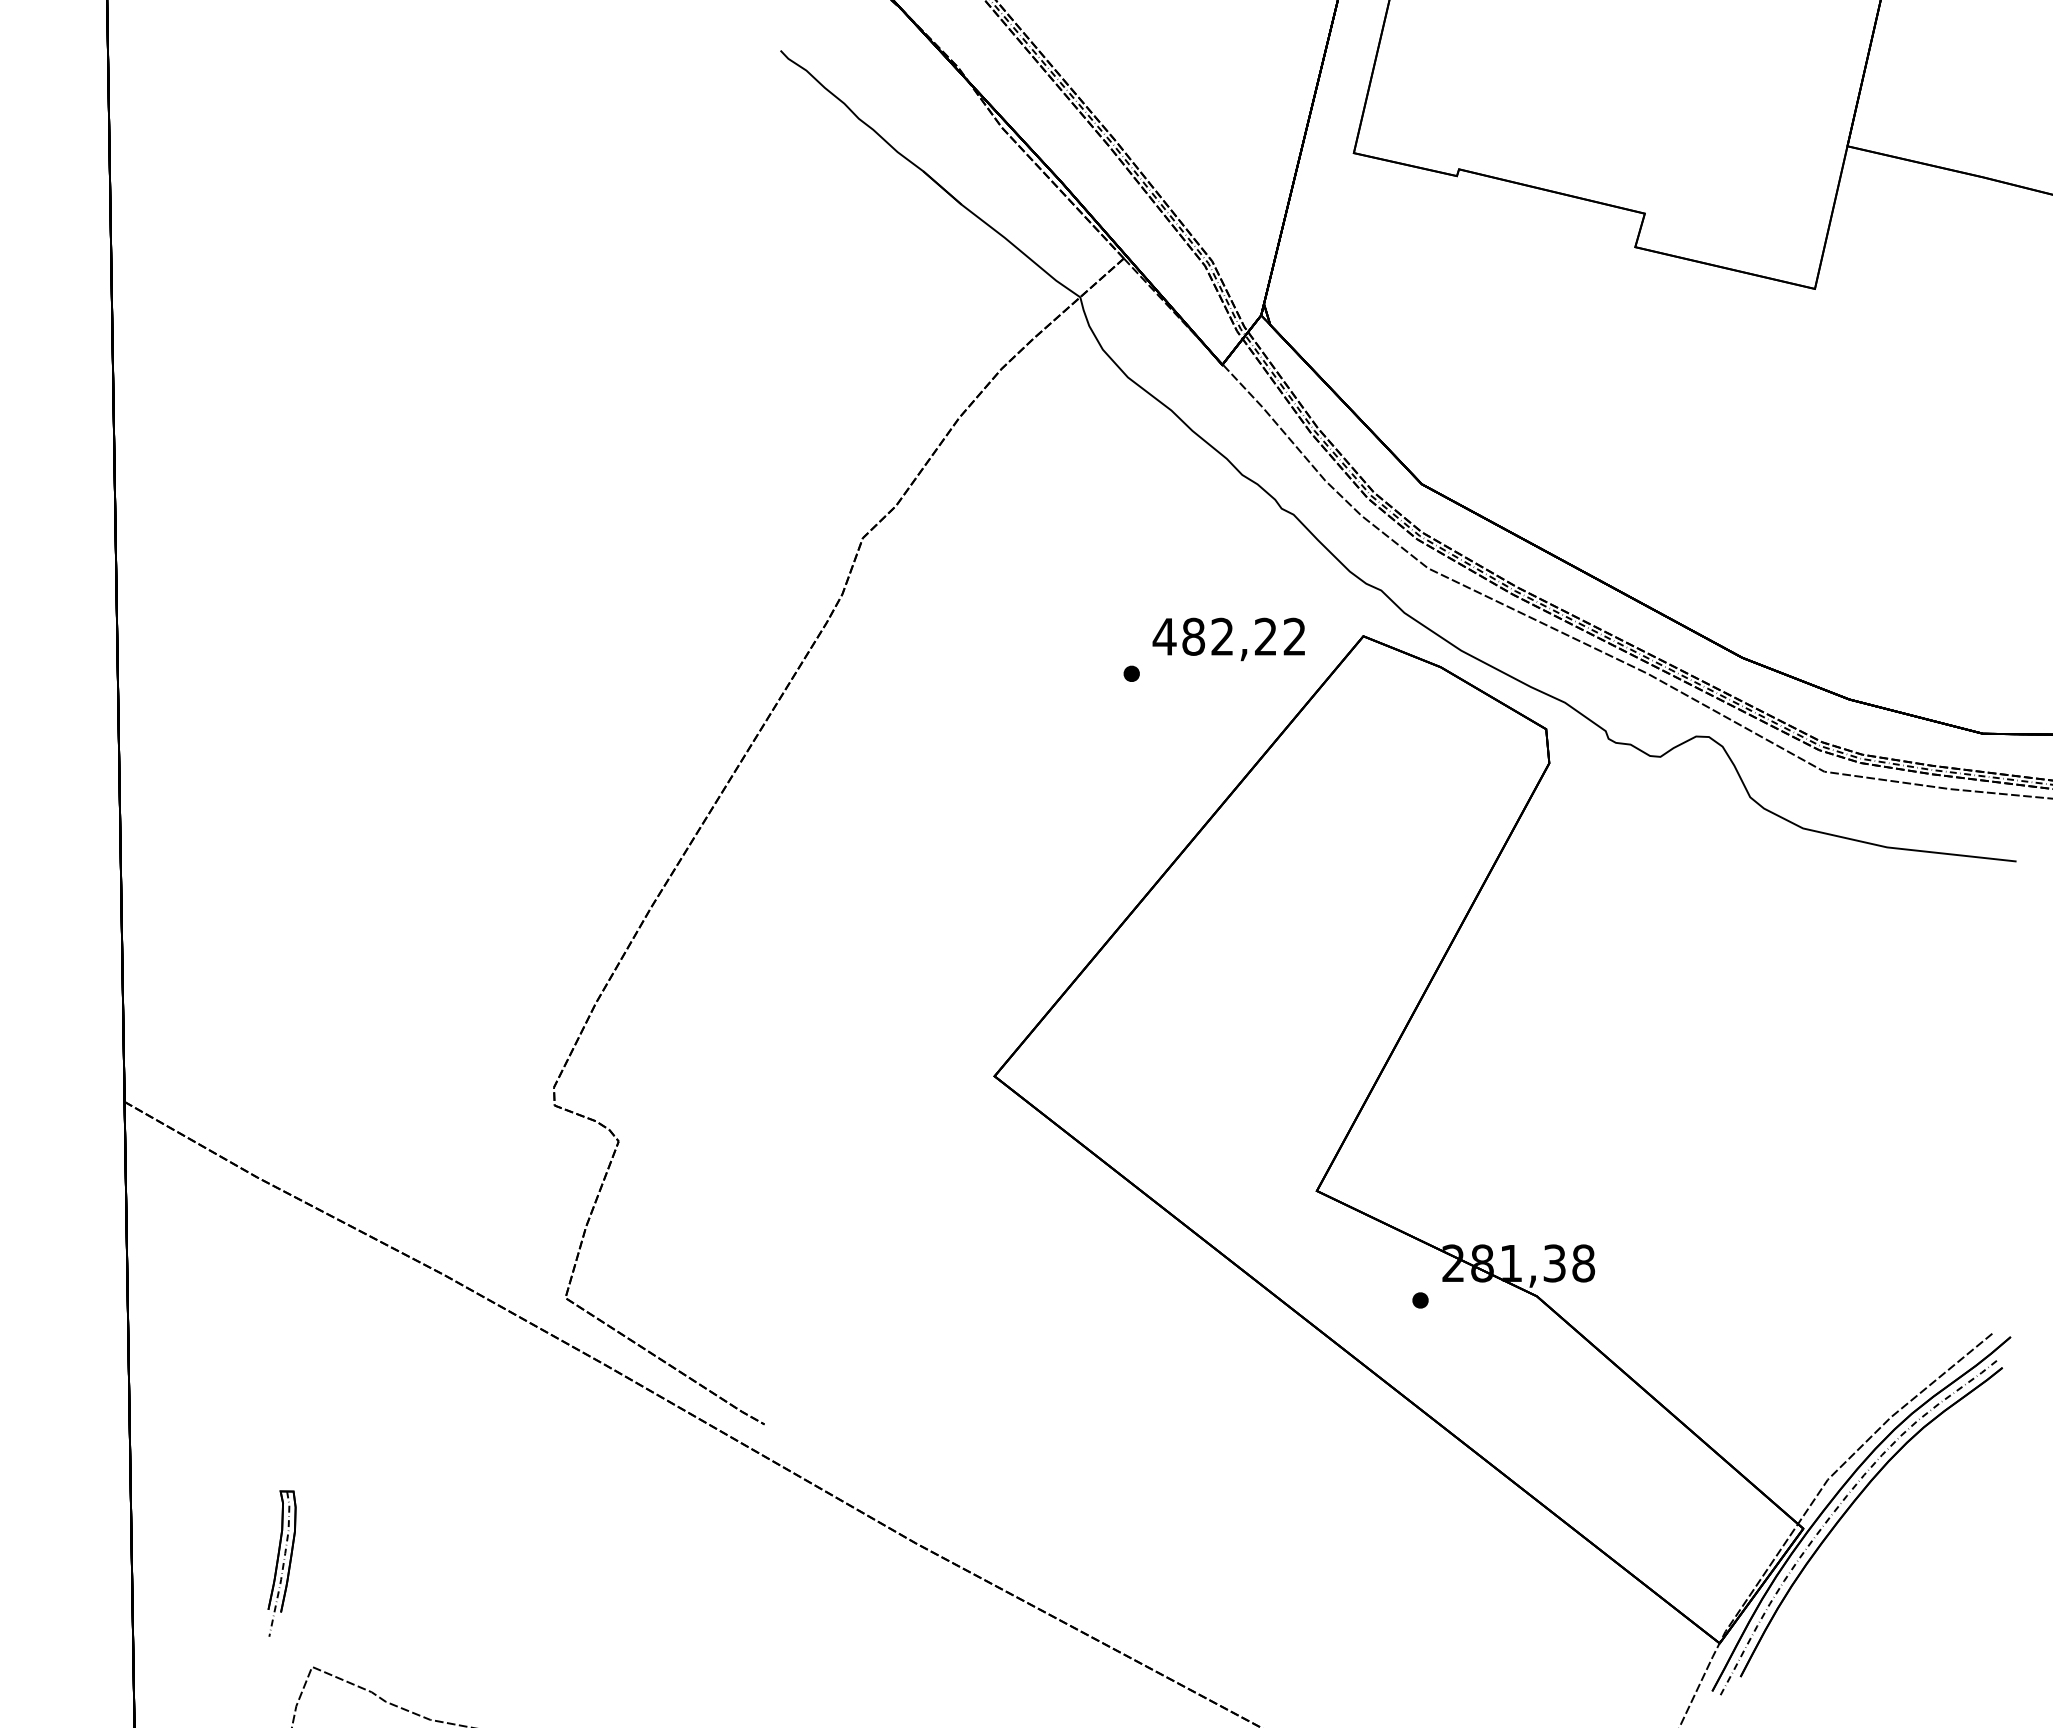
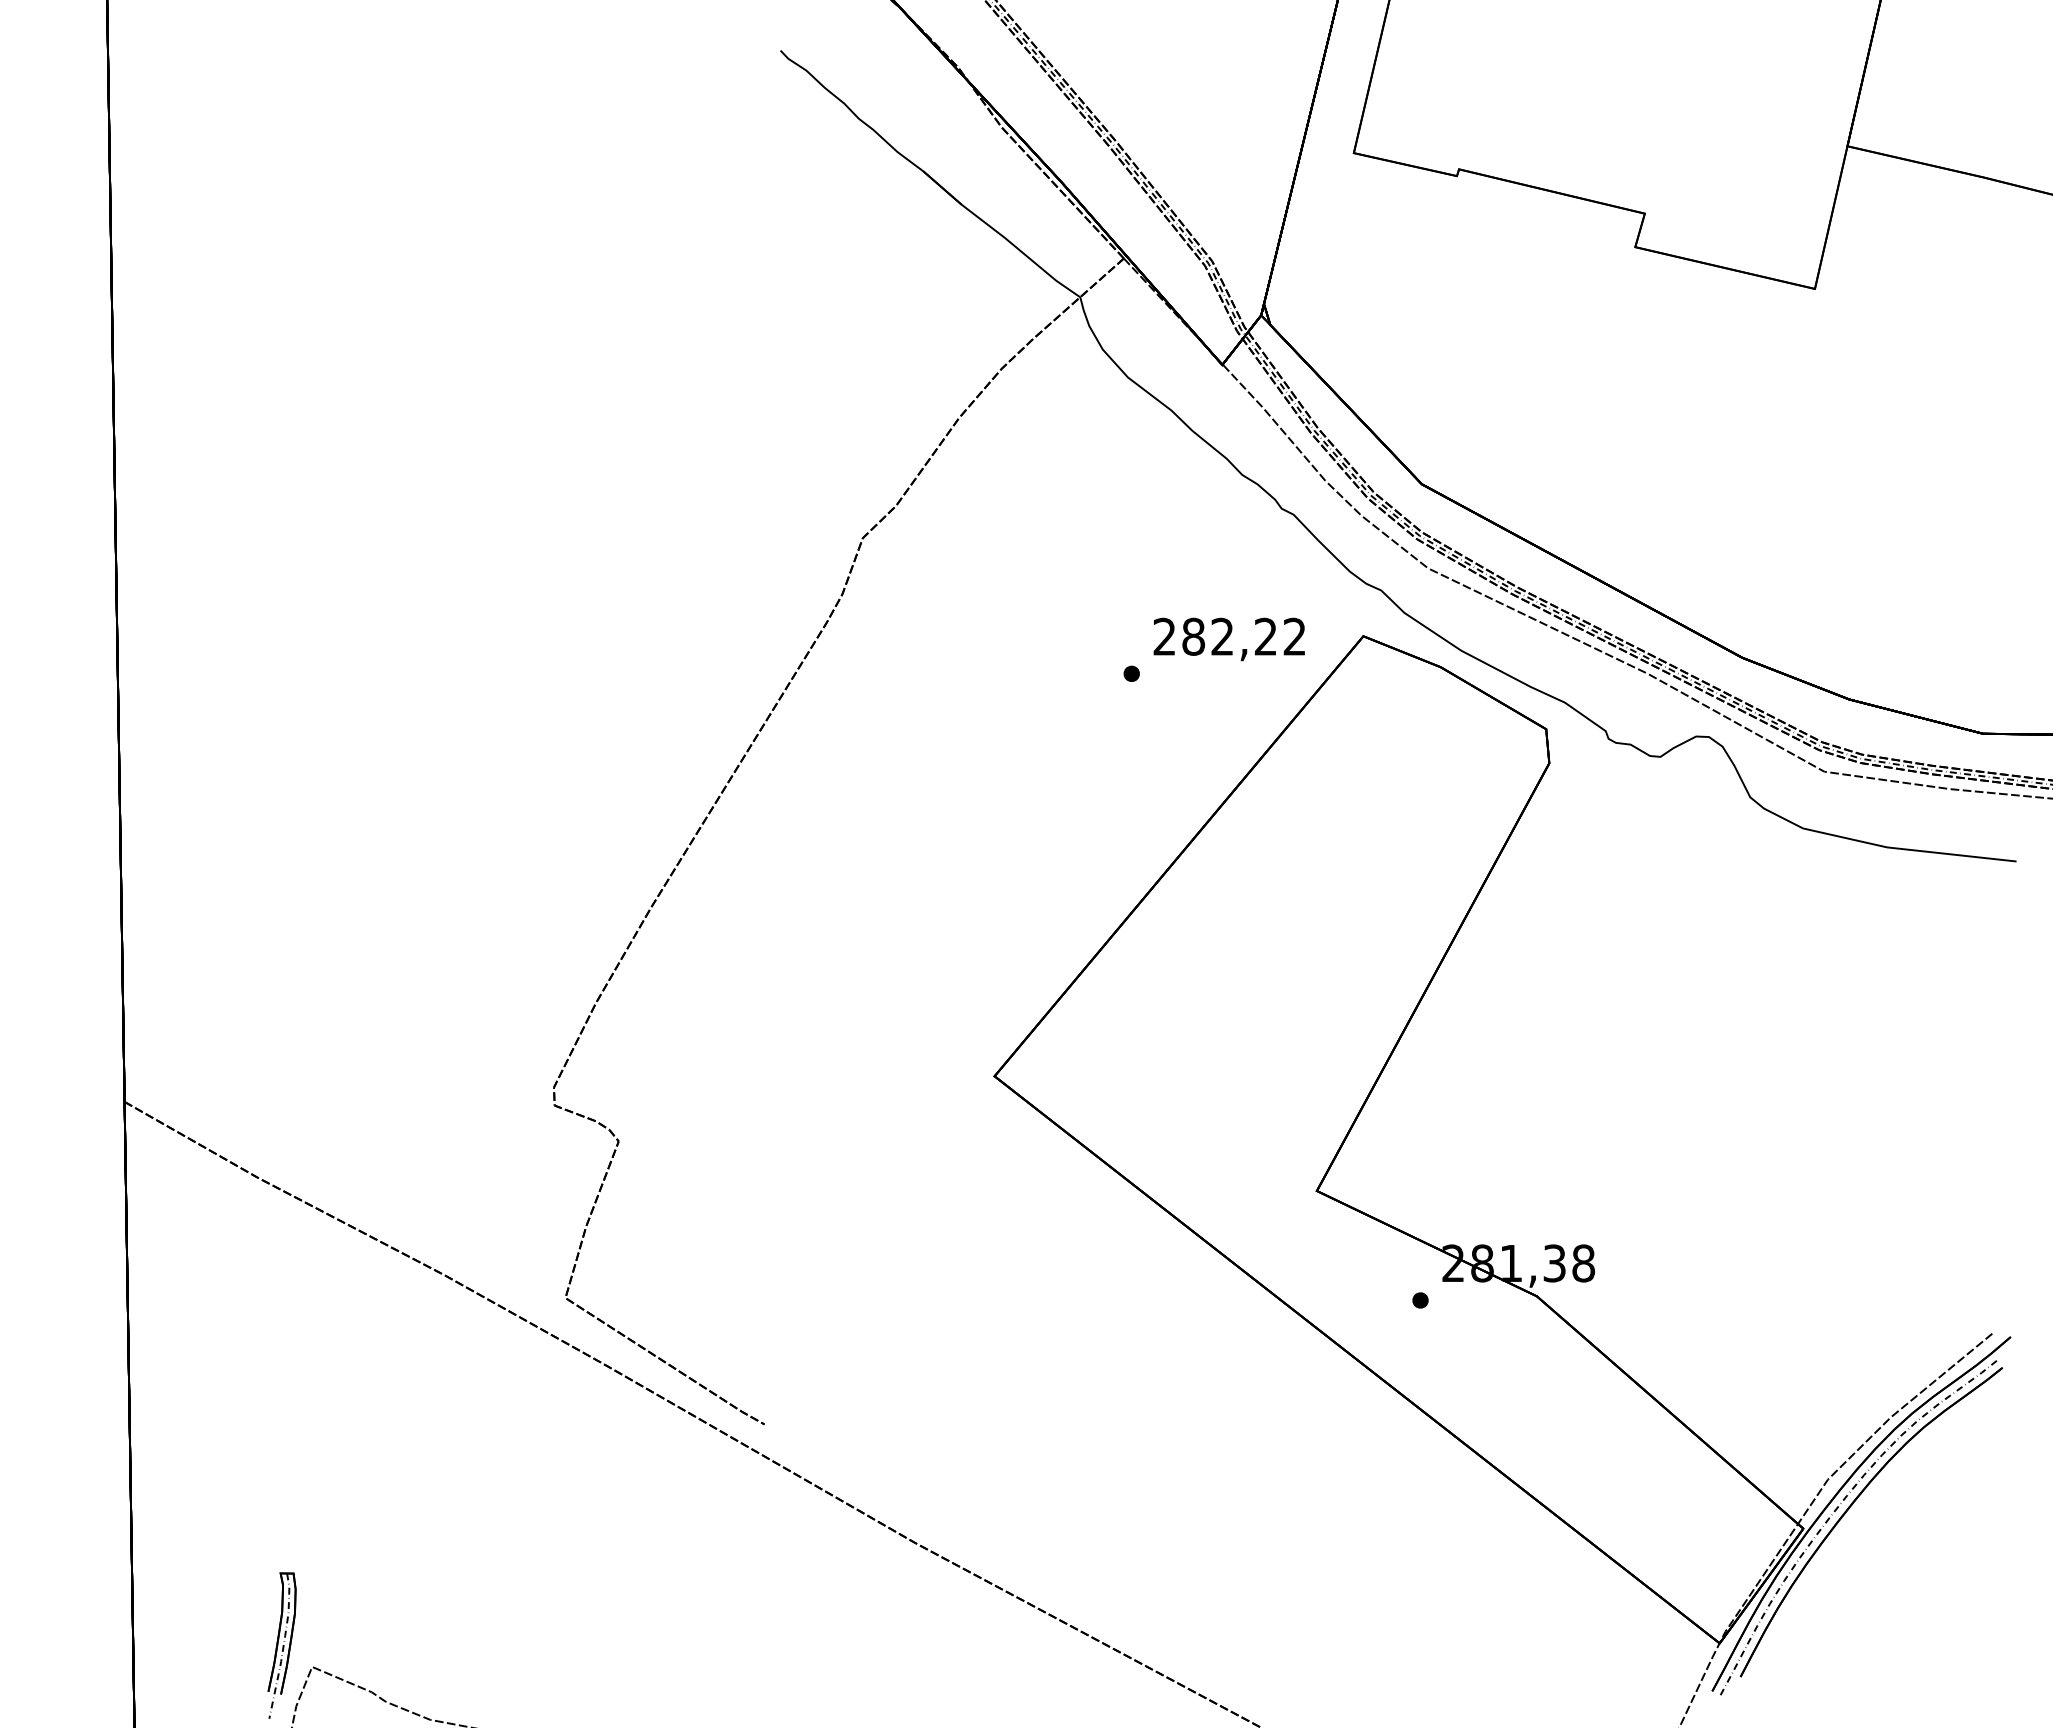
text: 482,22 -> 282,22 (1164, 636)
part position: (281, 1563) -> (281, 1645) (281, 1645)
